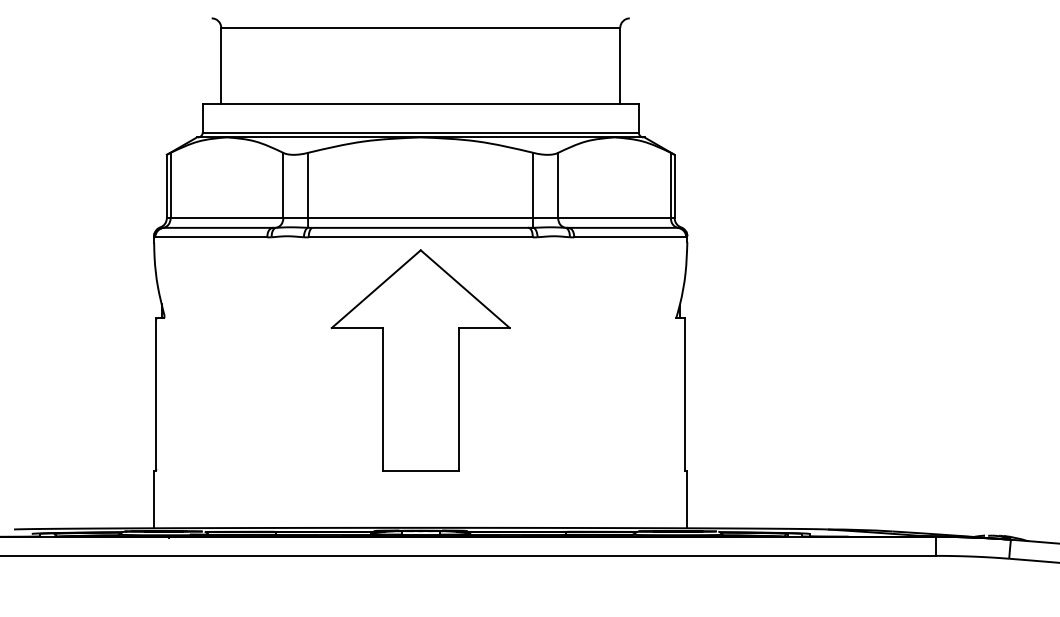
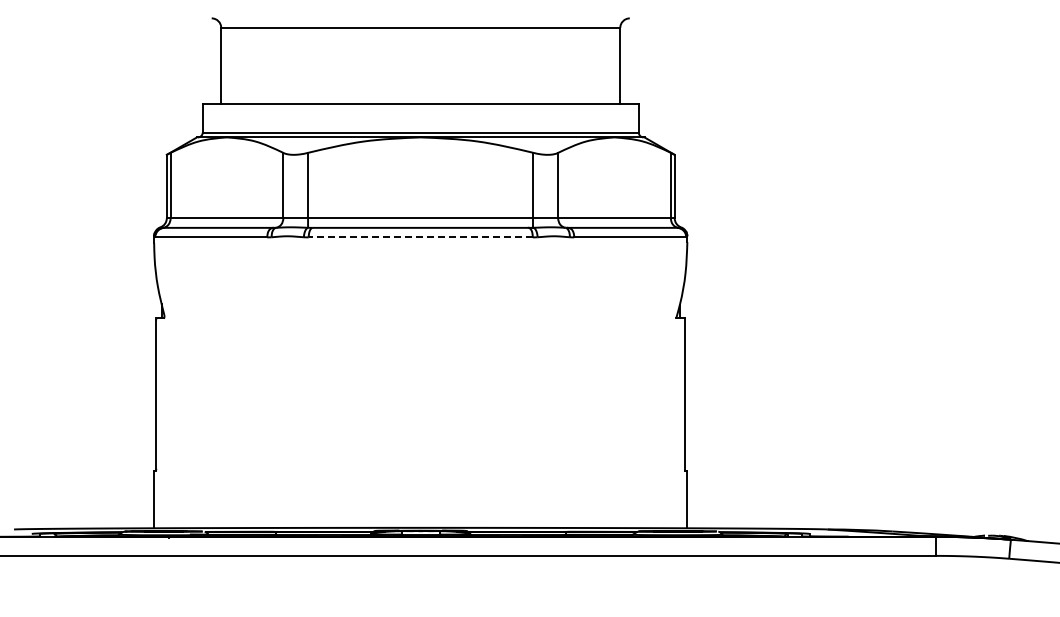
line: solid -> dashed (420, 237)
part: present -> none (420, 360)
